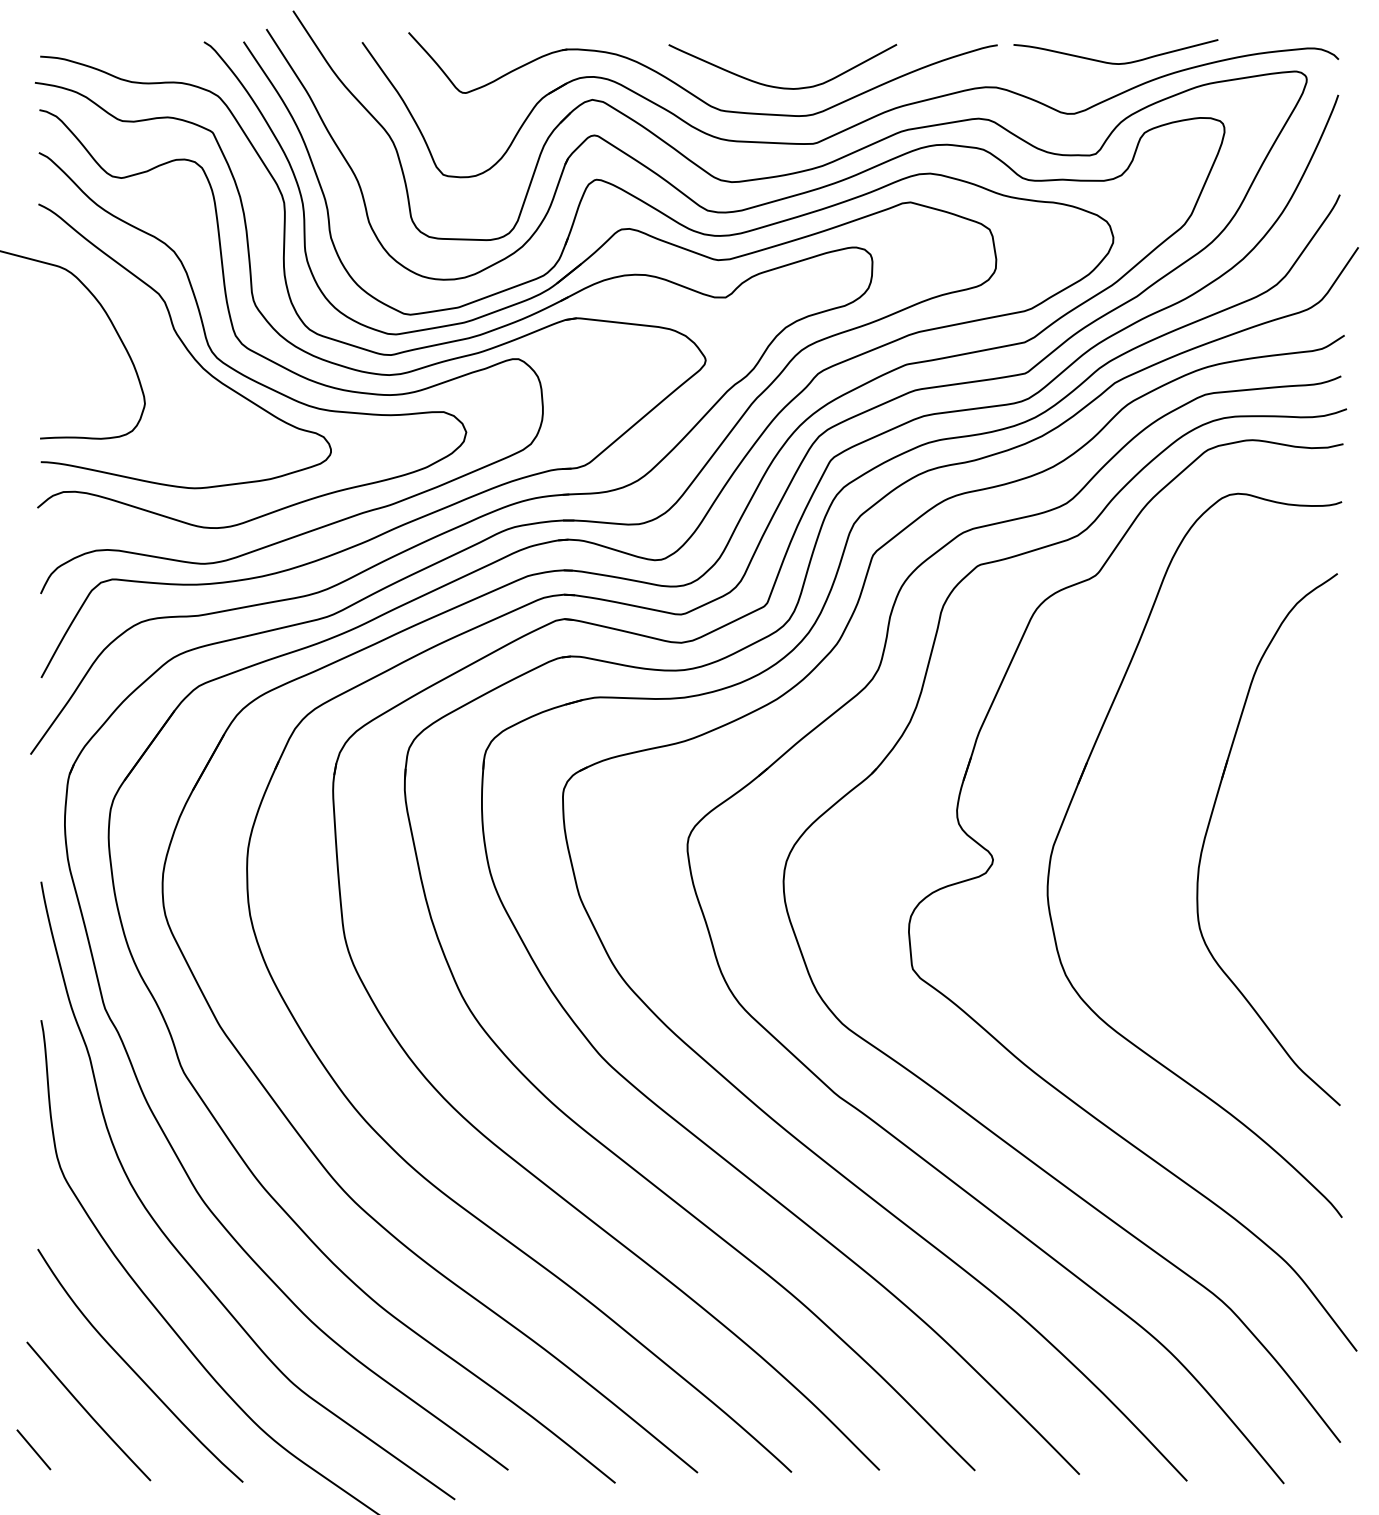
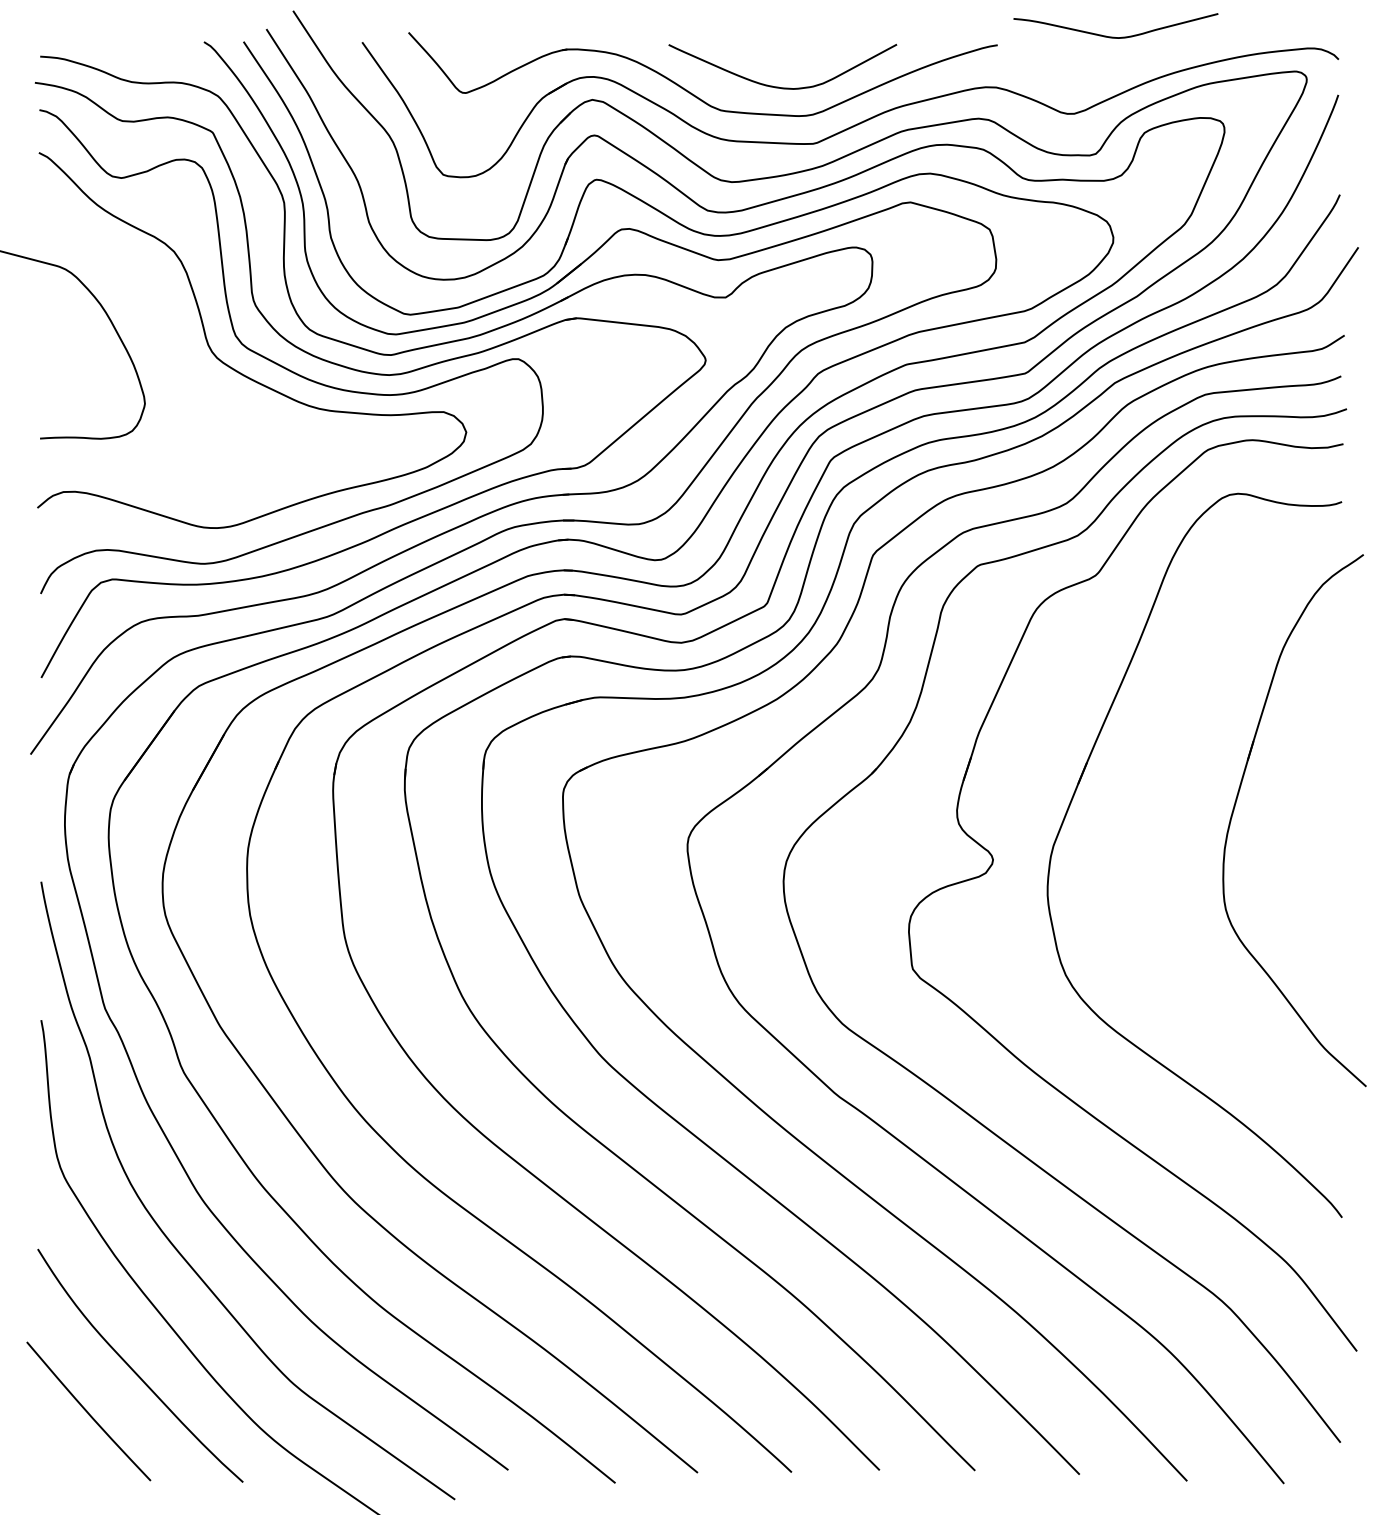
curve position: (1114, 62) -> (1114, 36) (1114, 36)
curve: present -> none (184, 346)
part position: (1211, 819) -> (1237, 800) (1237, 800)
line: present -> none (33, 1449)
